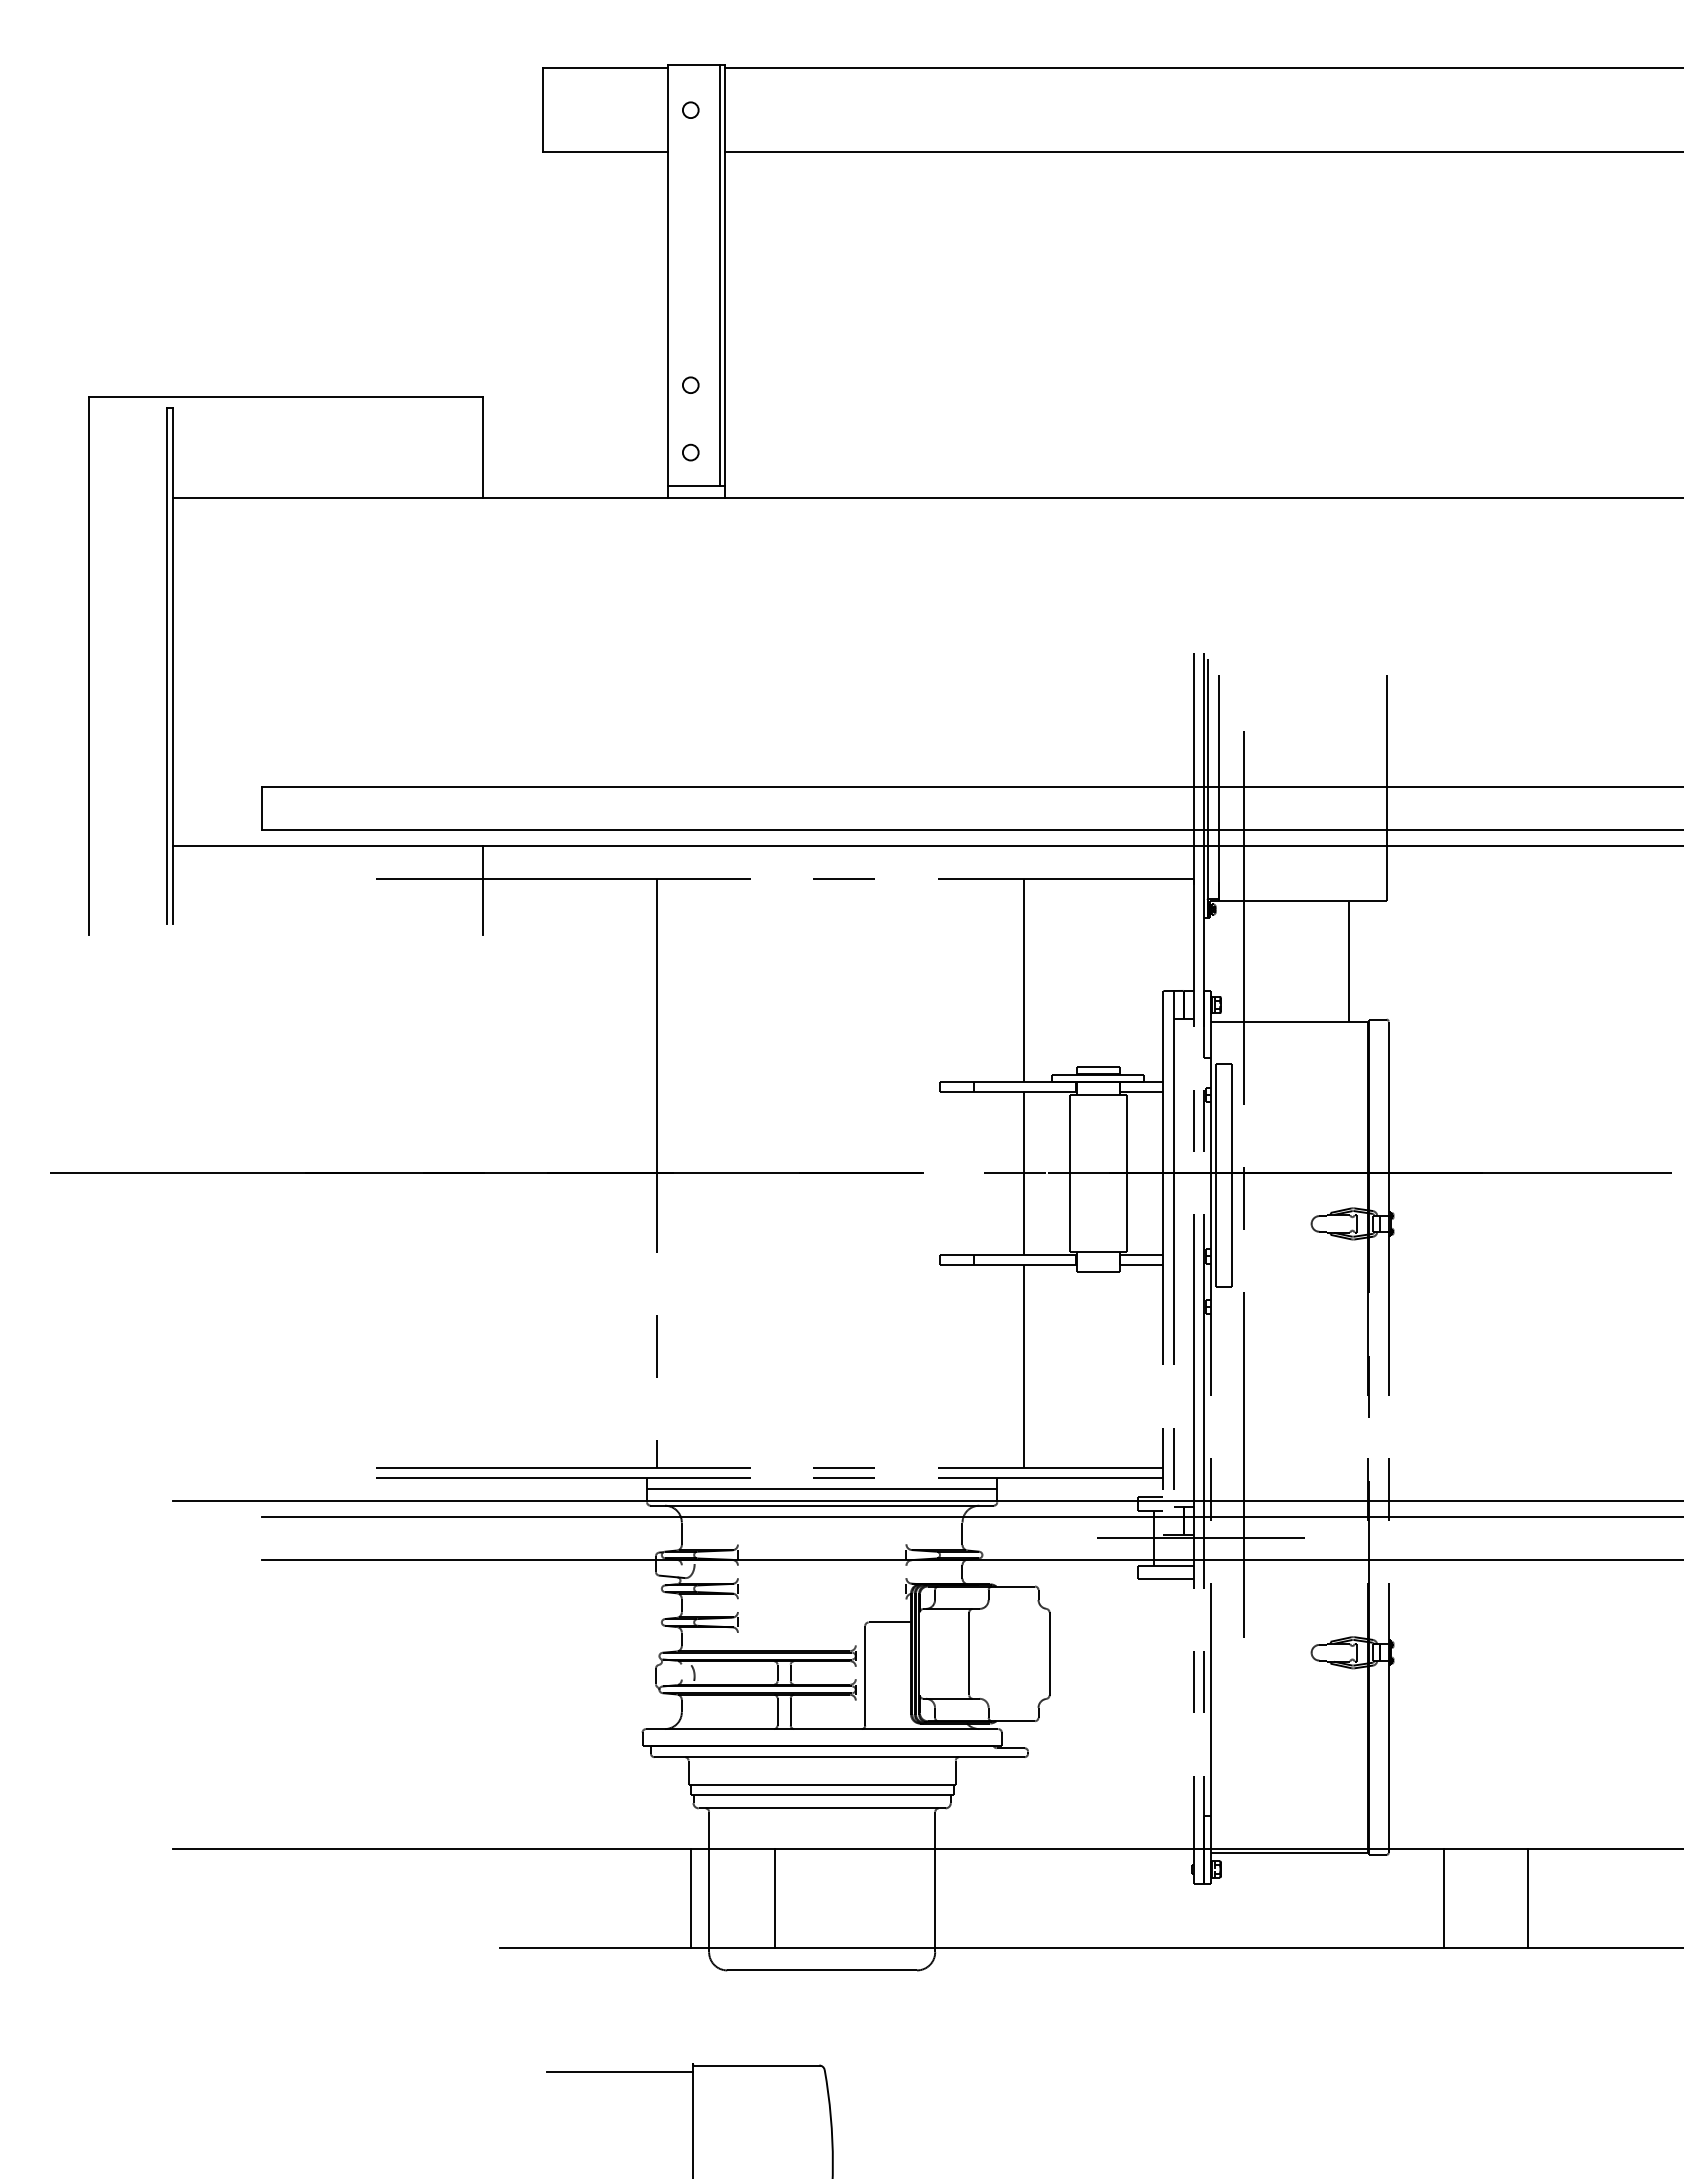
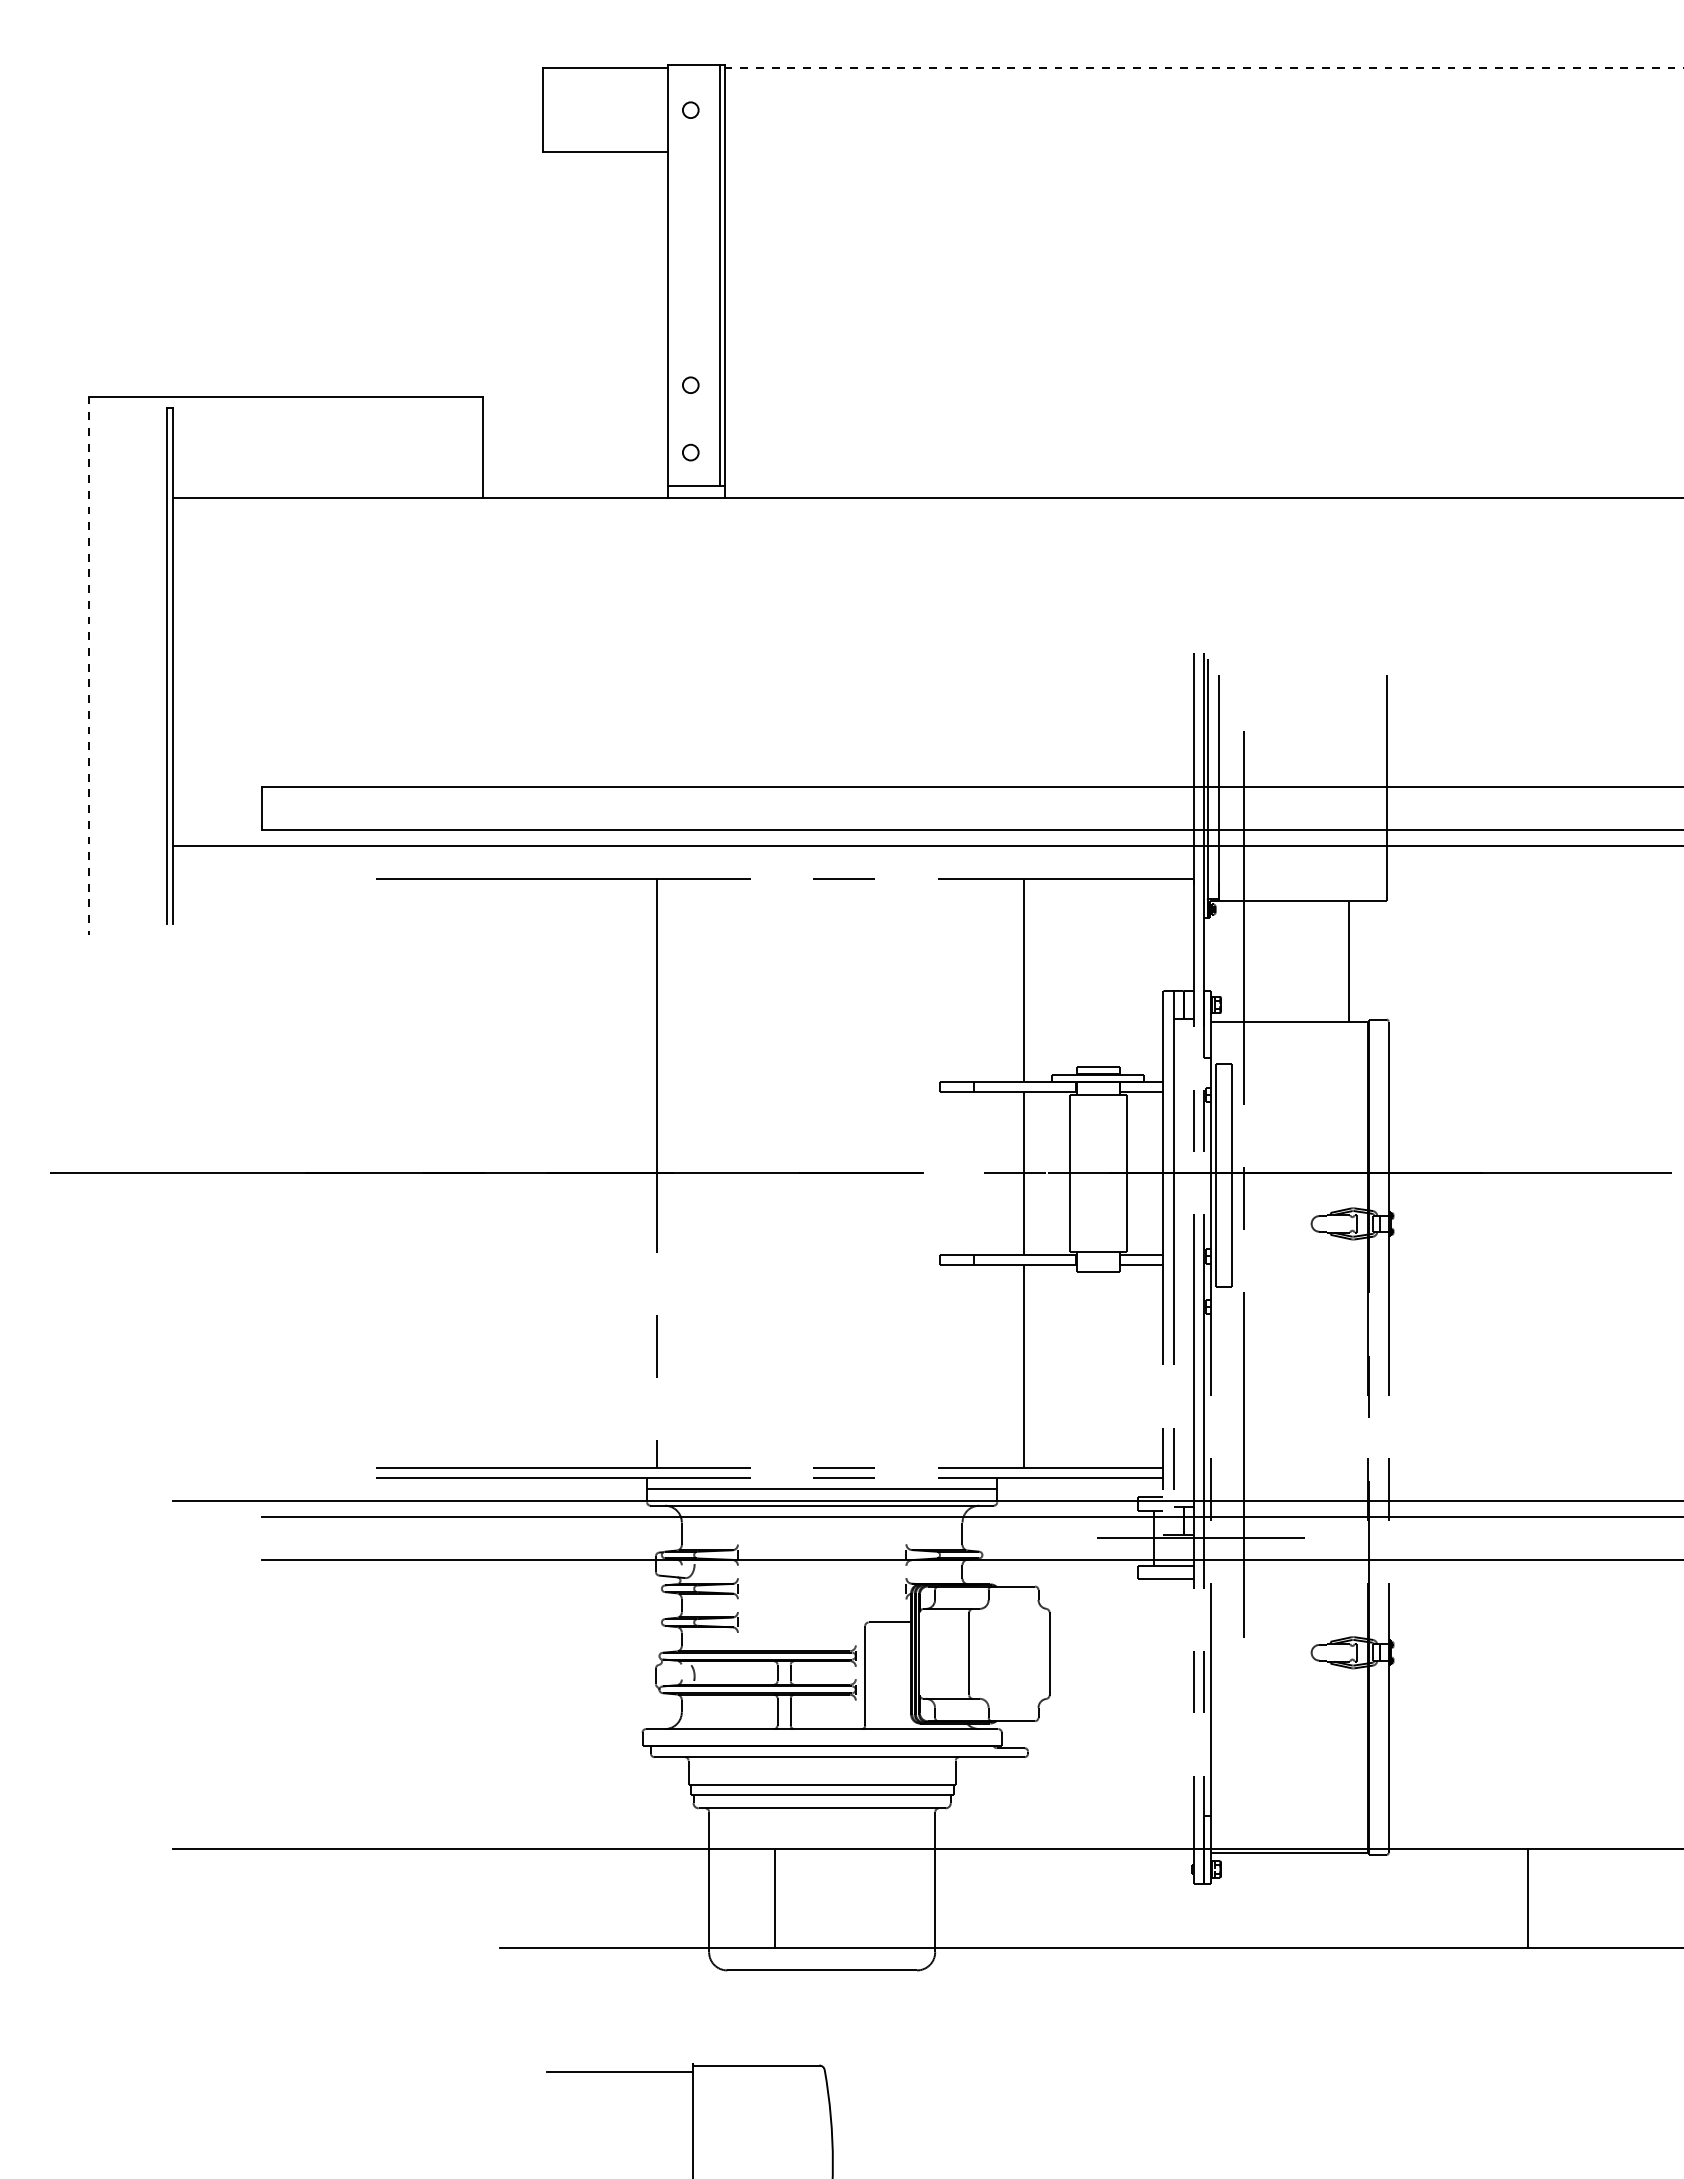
line: solid -> dashed (1204, 68)
line: present -> none (1202, 152)
line: solid -> dashed (89, 666)
line: present -> none (483, 890)
line: present -> none (690, 1898)
line: present -> none (1444, 1898)
